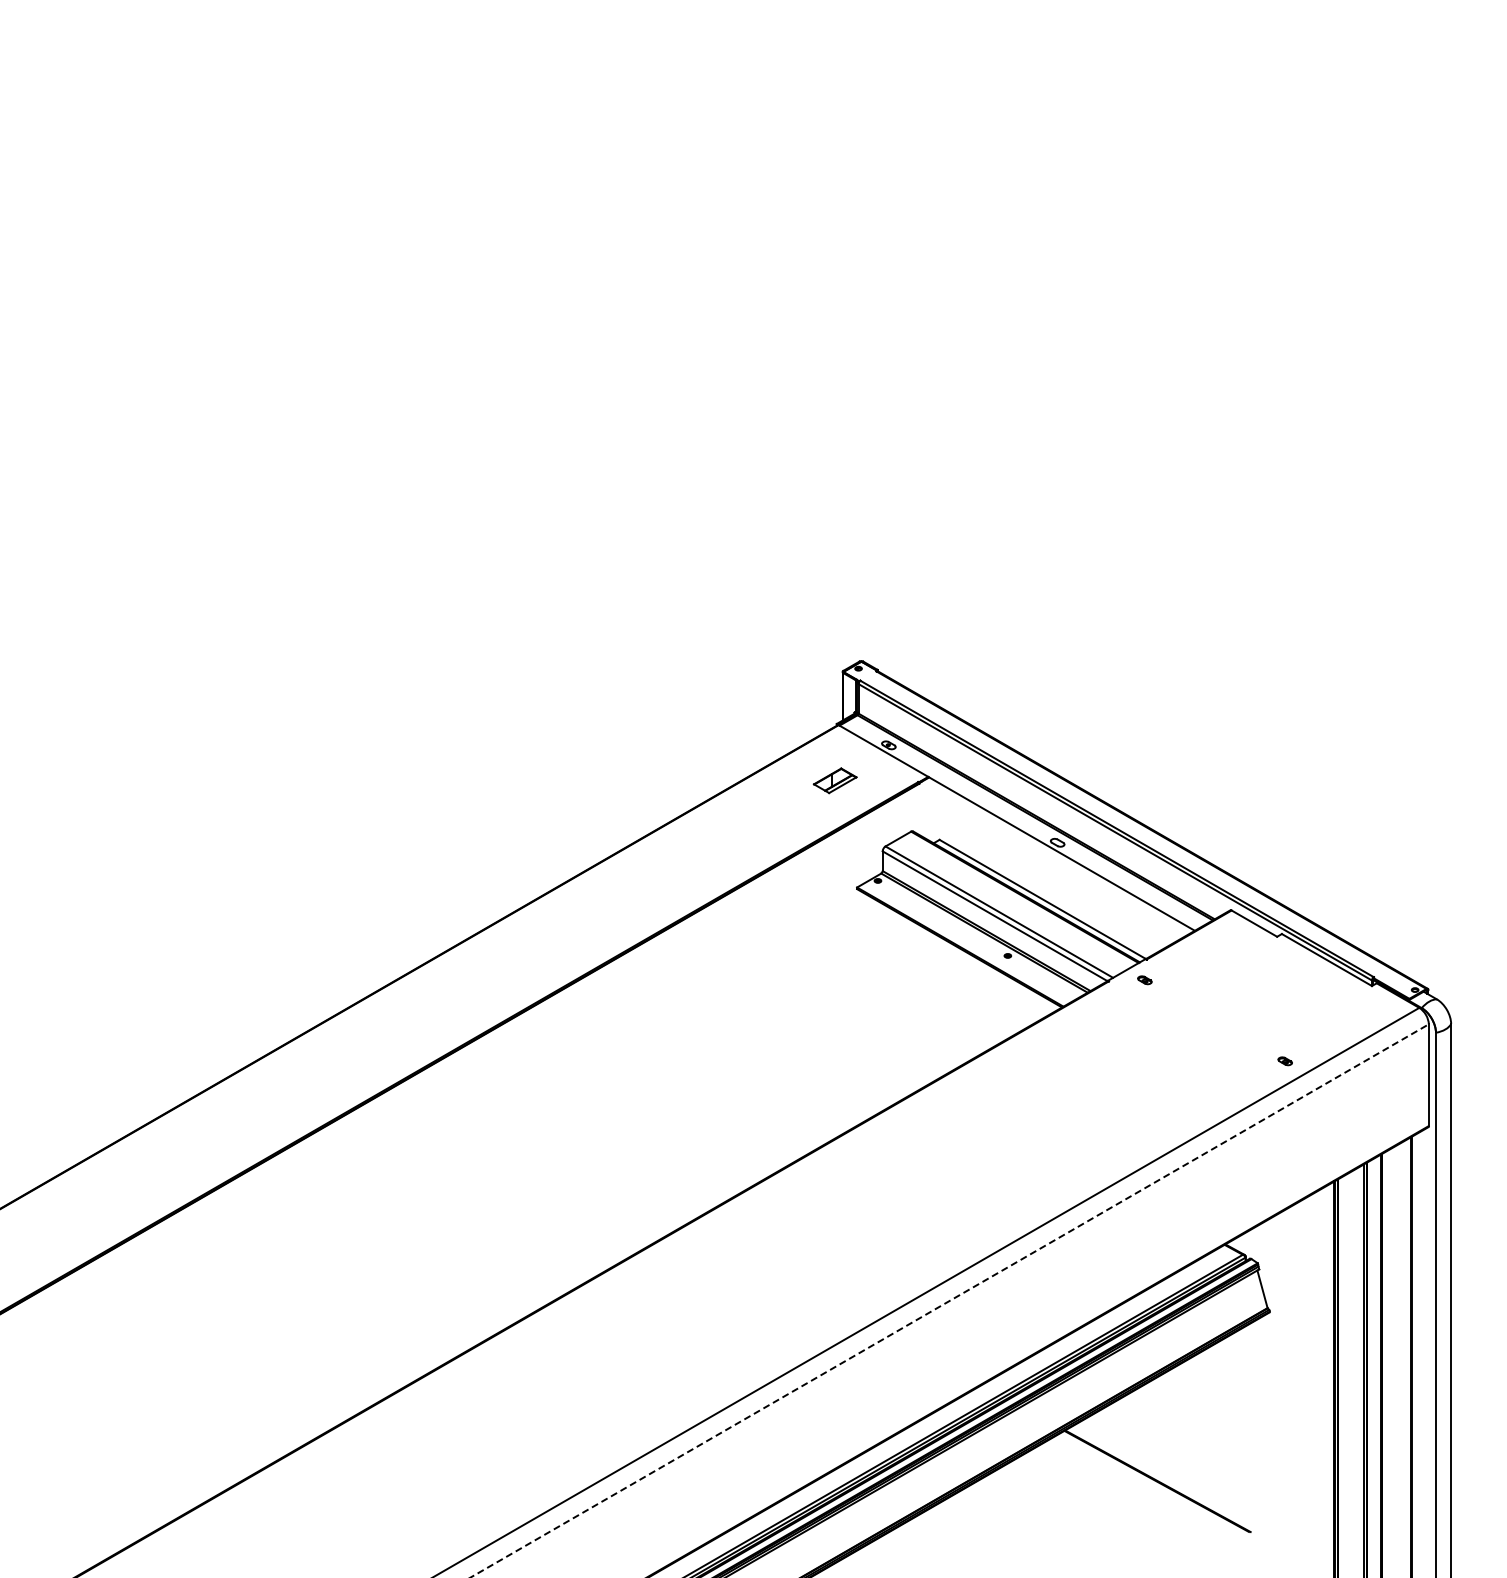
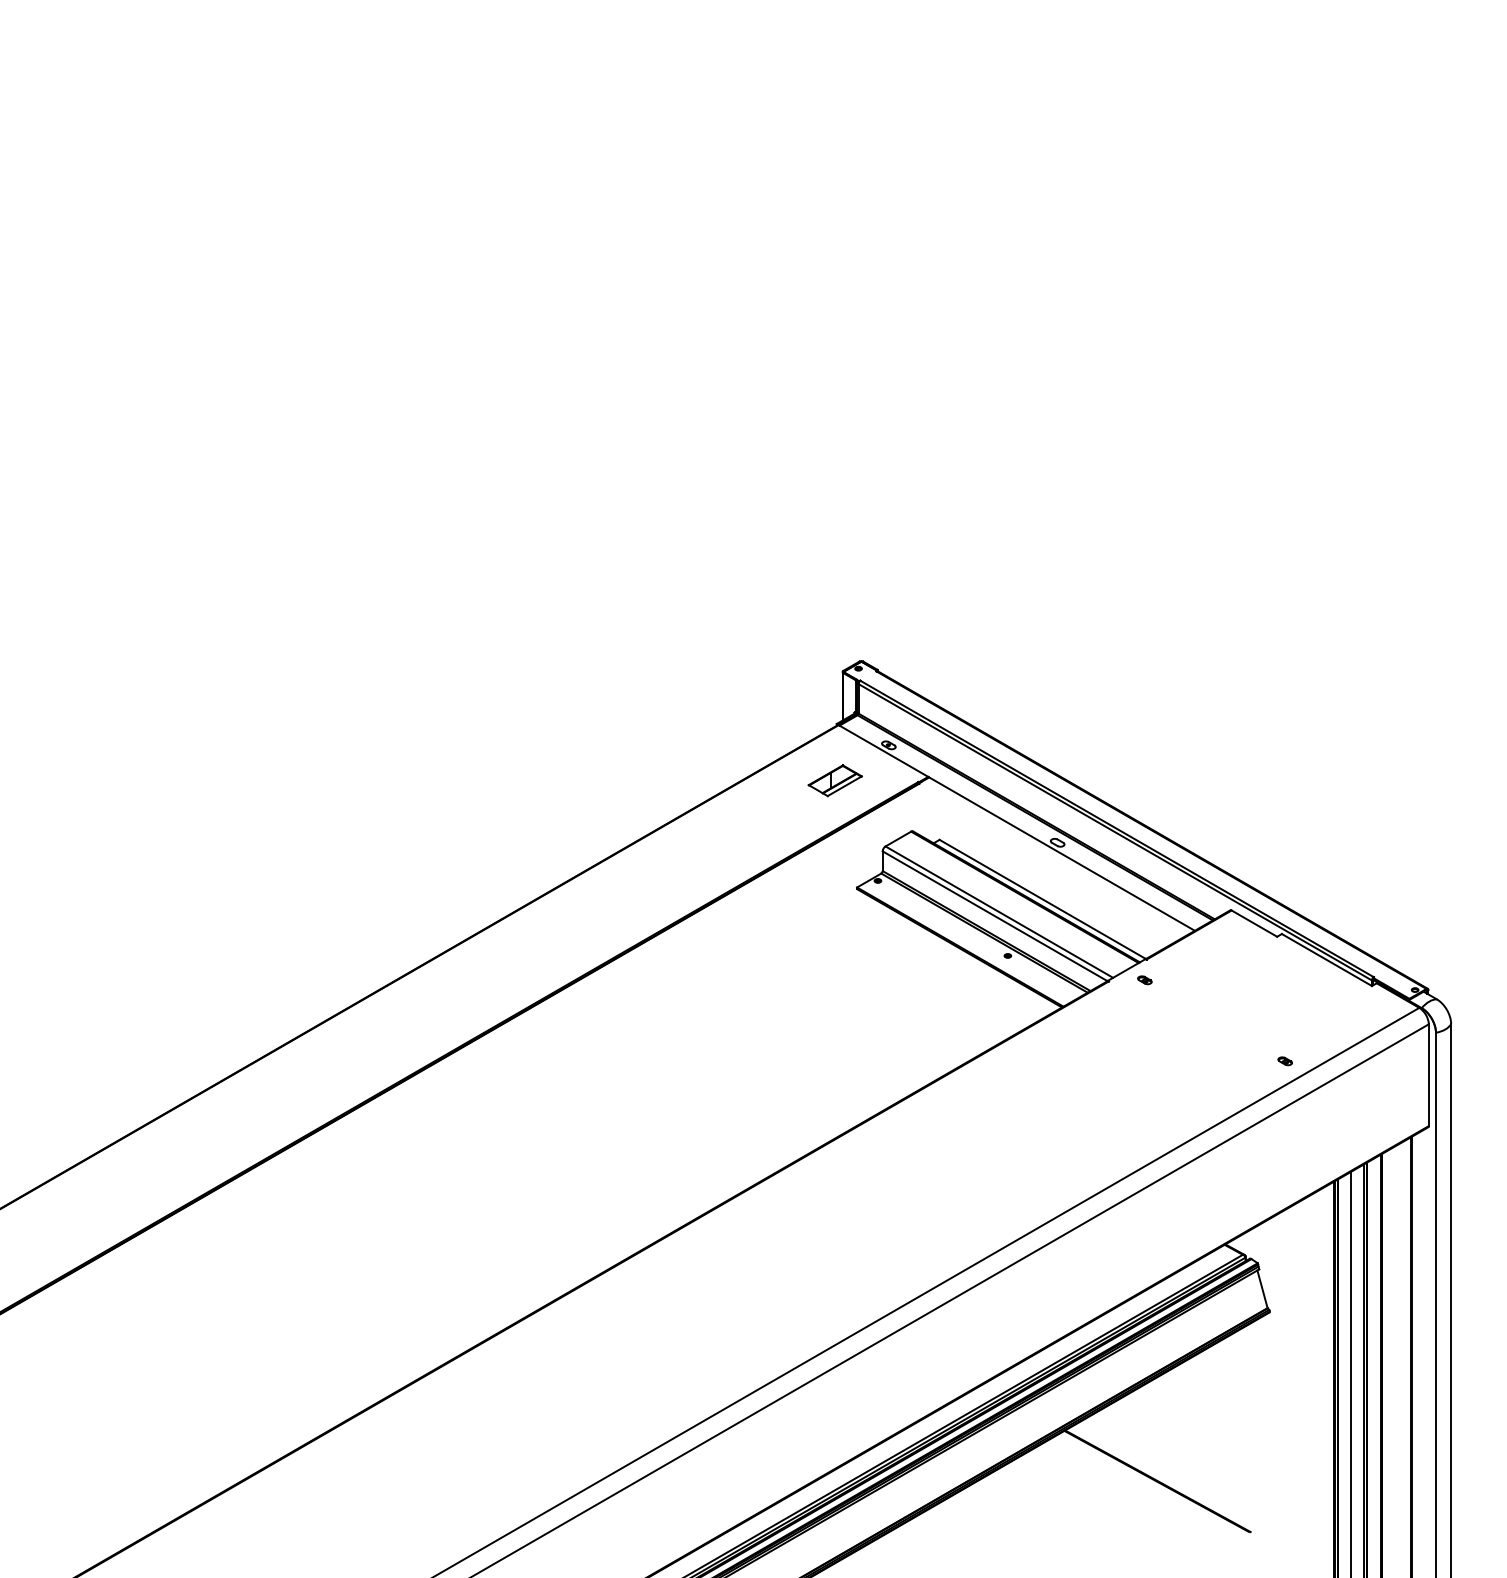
part size: 46x28 px -> 56x34 px (834, 780)
line: dashed -> solid (950, 1300)
line: none -> present (1351, 1372)
